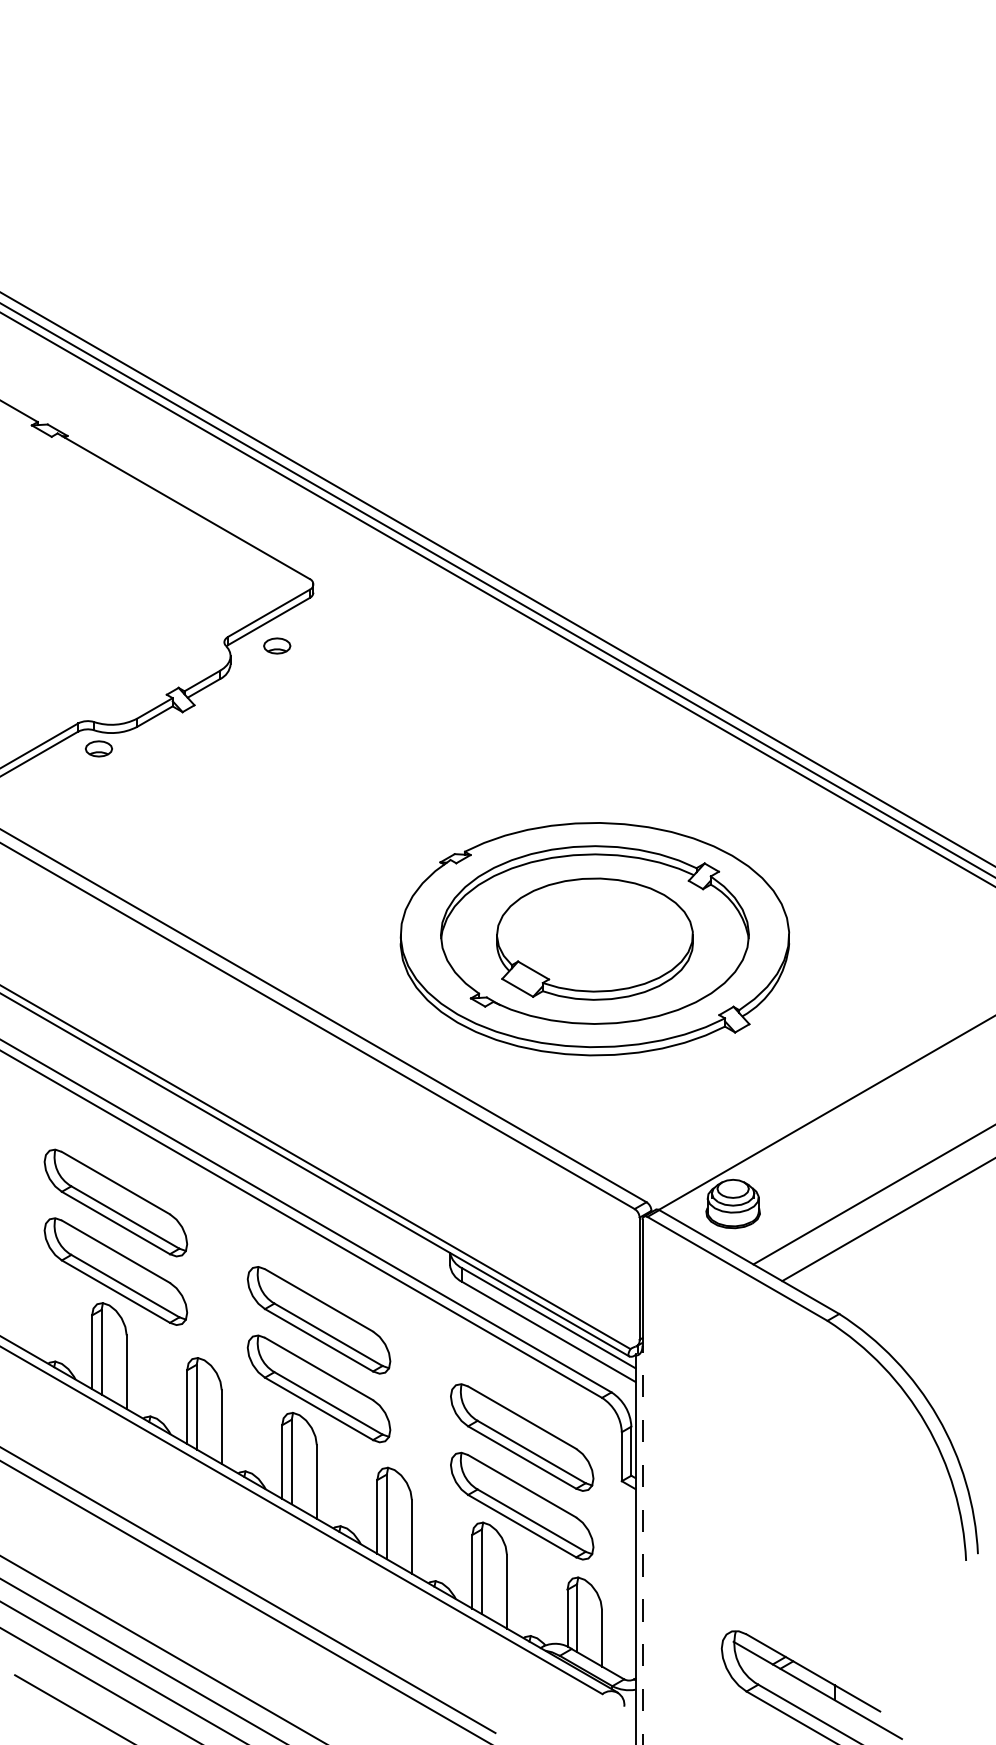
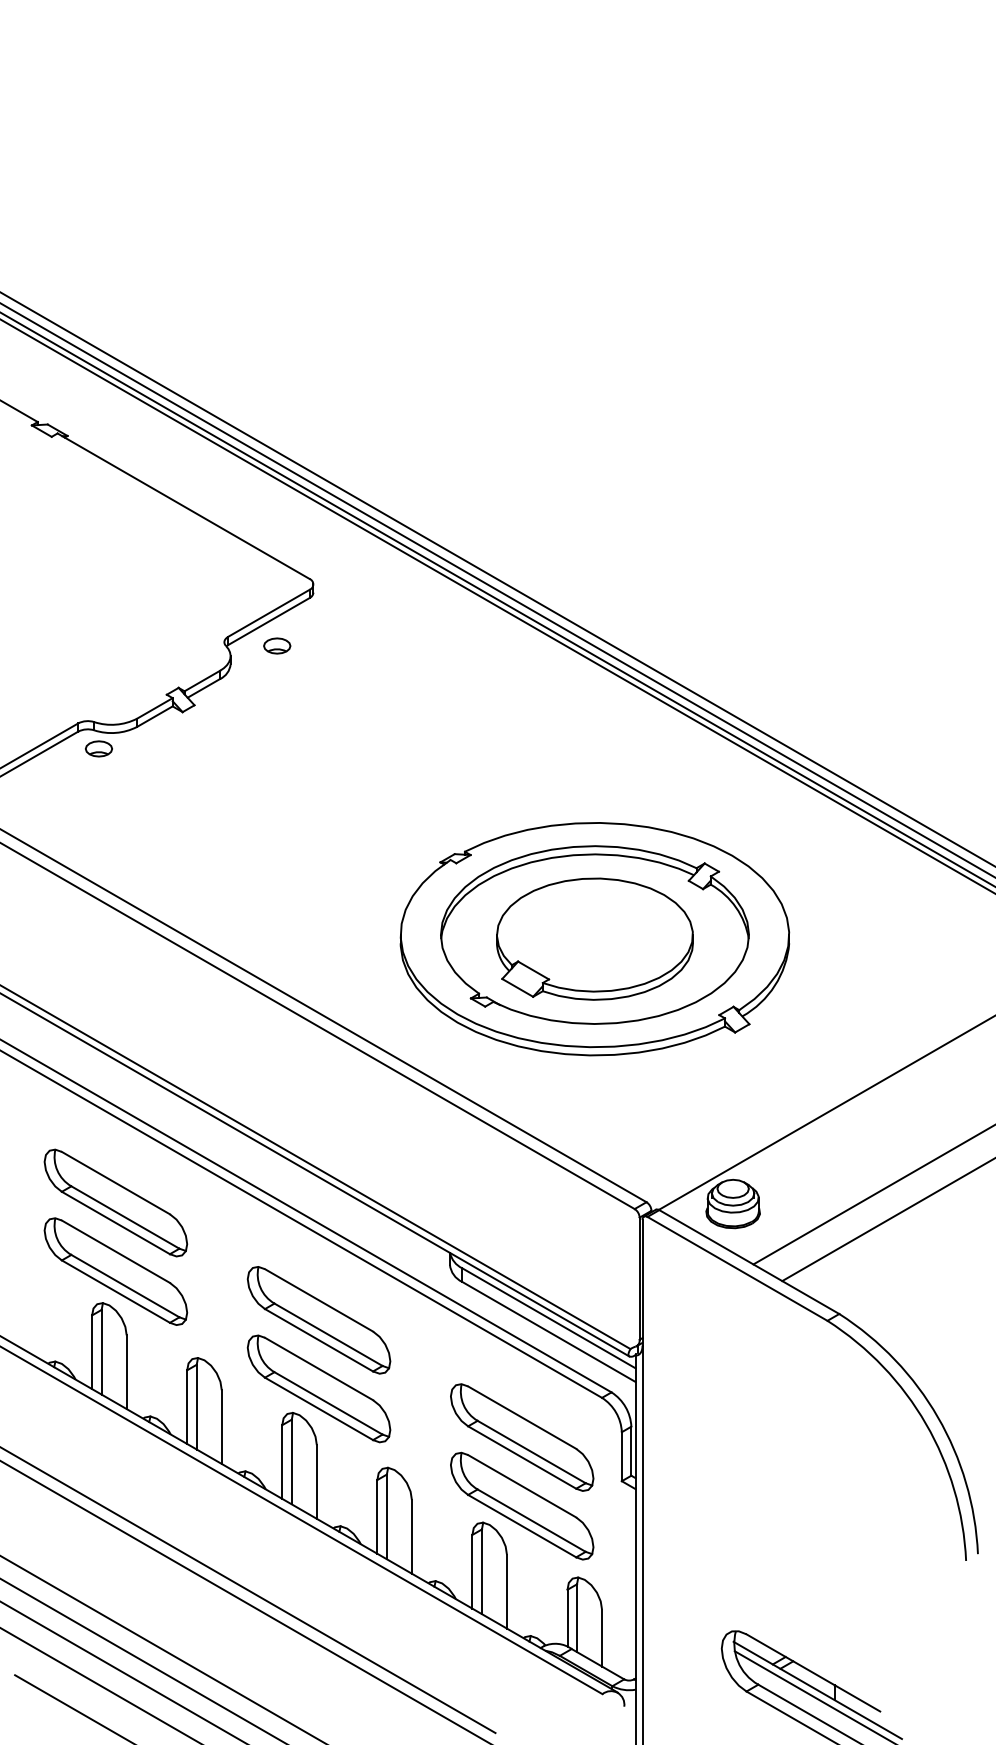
line: none -> present (497, 606)
line: dashed -> solid (642, 1544)
line: none -> present (812, 1696)
